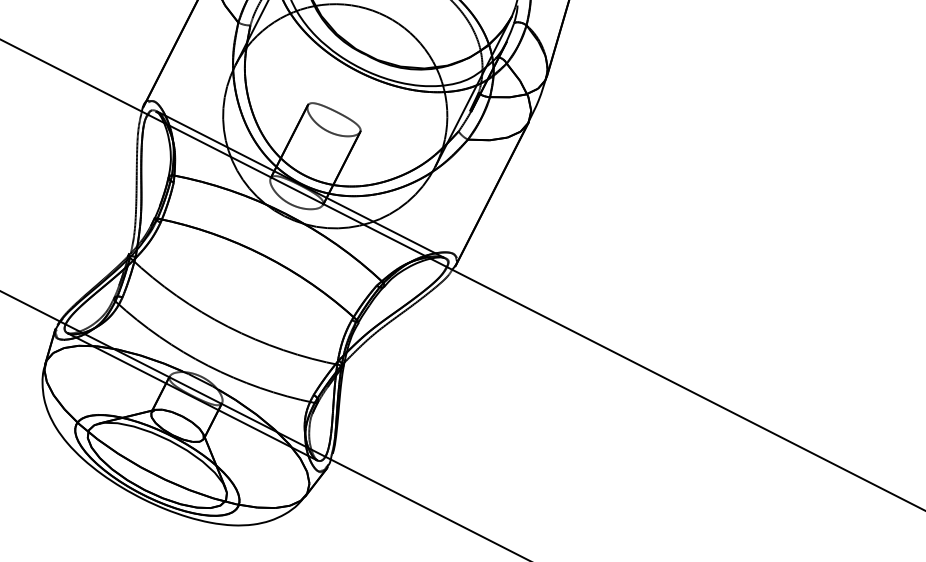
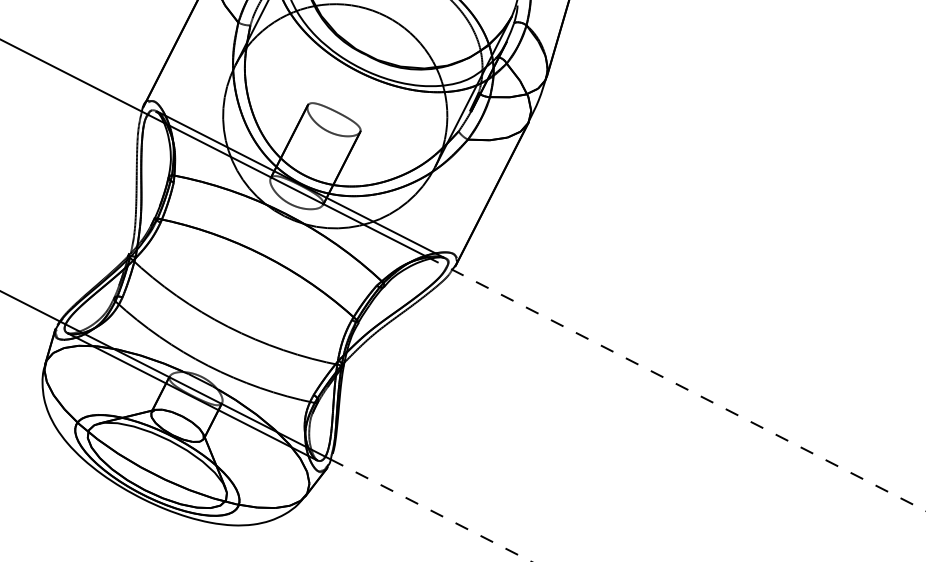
line: solid -> dashed (677, 384)
line: solid -> dashed (431, 510)
